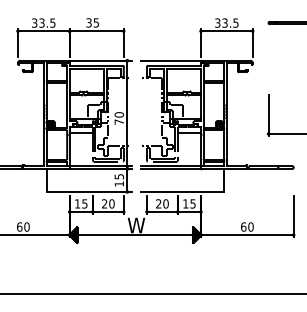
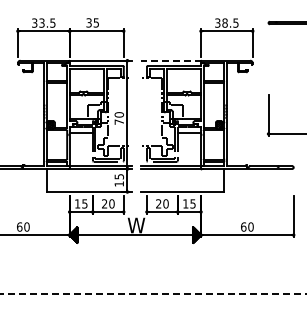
text: 33.5 -> 38.5 (224, 22)
line: solid -> dashed (171, 60)
line: solid -> dashed (153, 293)
